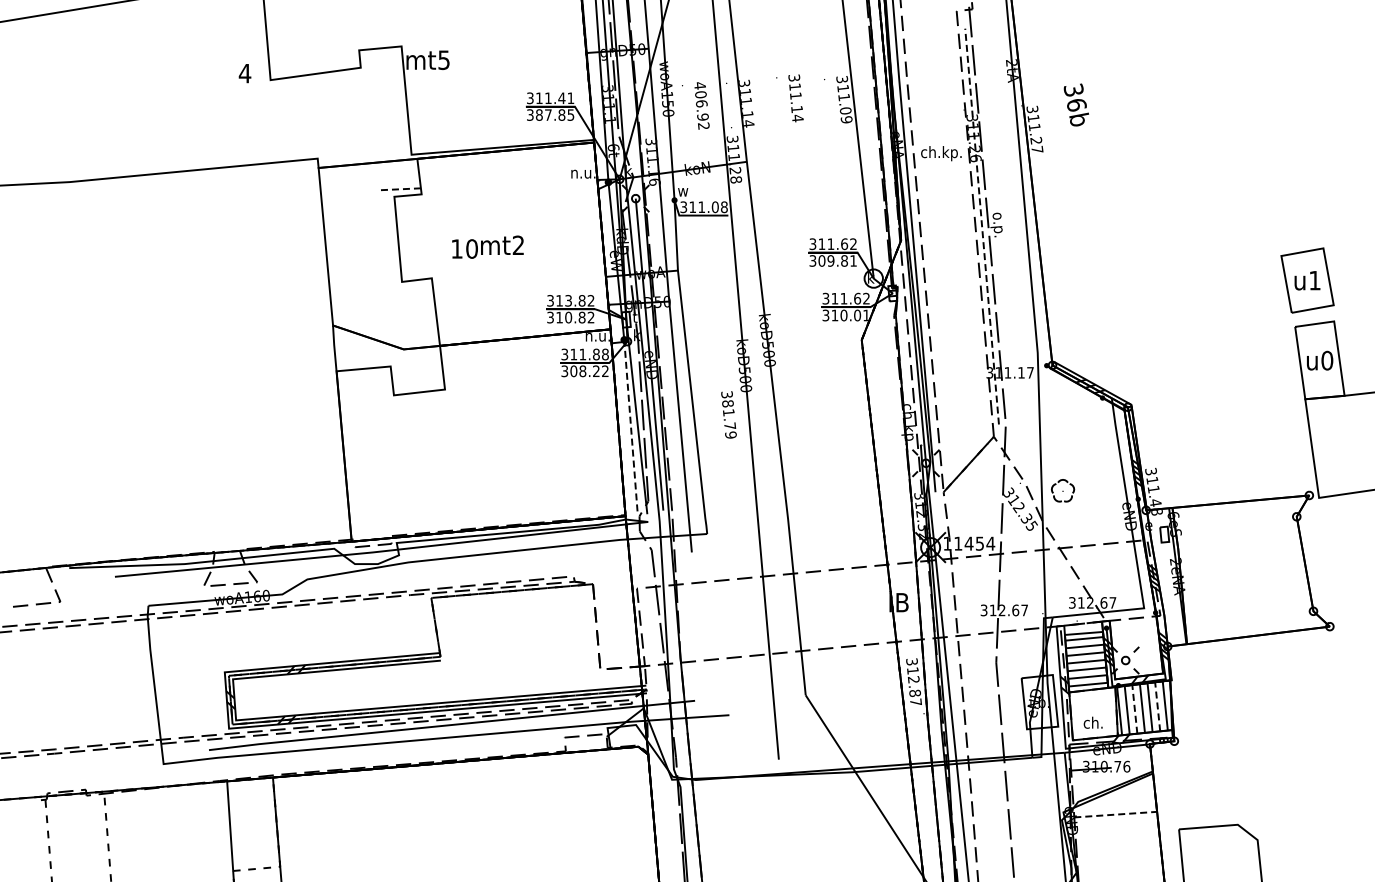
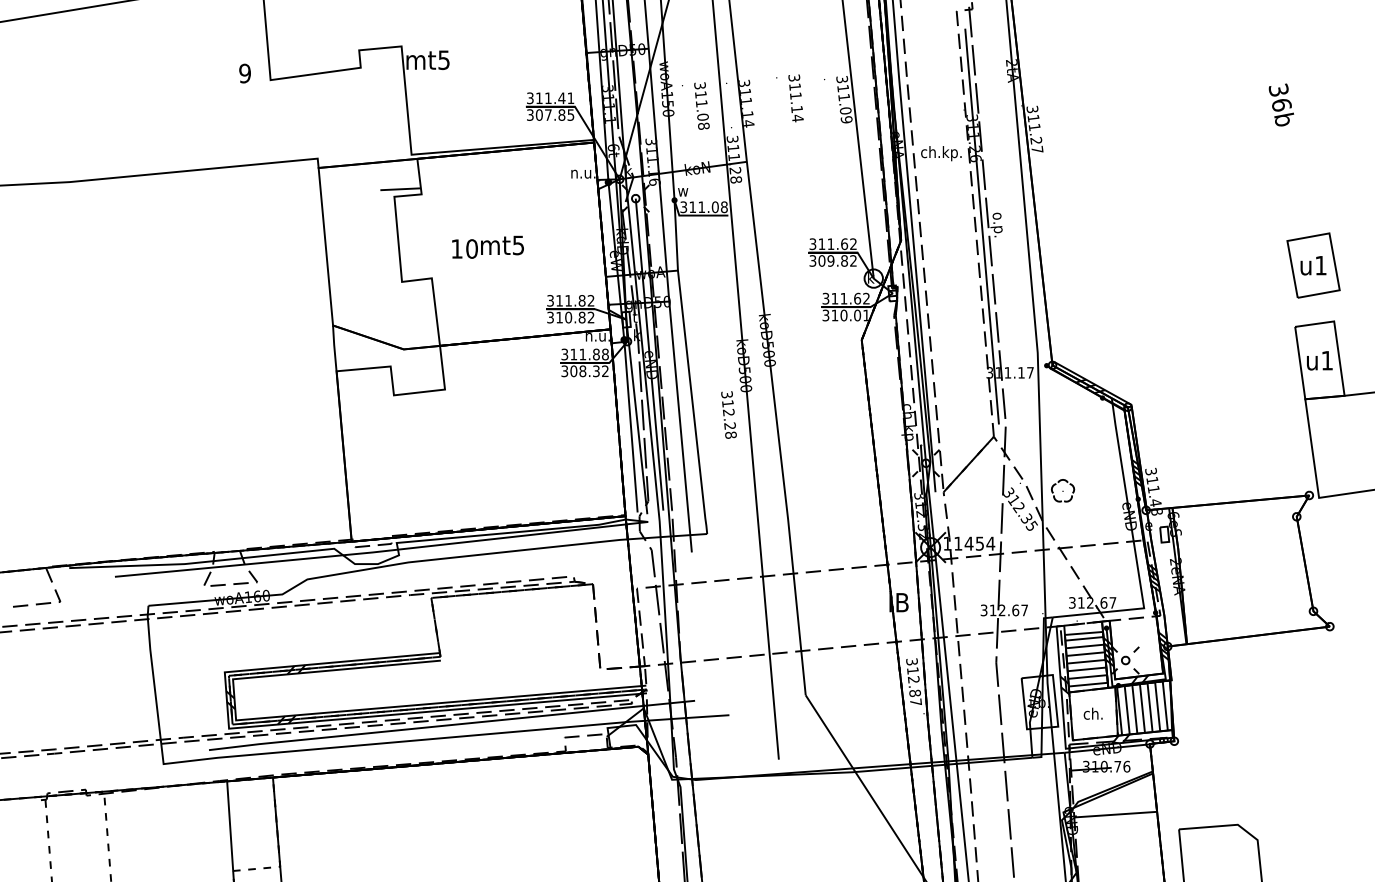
text: 4 -> 9 (244, 73)
text position: (1076, 104) -> (1281, 104) (1281, 104)
text: 406.92 -> 311.08 (701, 105)
text: 387.85 -> 307.85 (538, 114)
line: dashed -> solid (400, 189)
line: dashed -> solid (982, 226)
text: mt2 -> mt5 (517, 245)
text: 309.81 -> 309.82 (853, 260)
part position: (1307, 280) -> (1313, 265) (1313, 265)
text: 313.82 -> 311.82 (568, 300)
text: u0 -> u1 (1327, 360)
text: 308.22 -> 308.32 (596, 371)
text: 381.79 -> 312.28 (729, 419)
line: dashed -> solid (630, 426)
line: dashed -> solid (1157, 706)
line: dashed -> solid (1134, 708)
text position: (1092, 722) -> (1092, 713) (1092, 713)
line: dashed -> solid (1115, 814)
